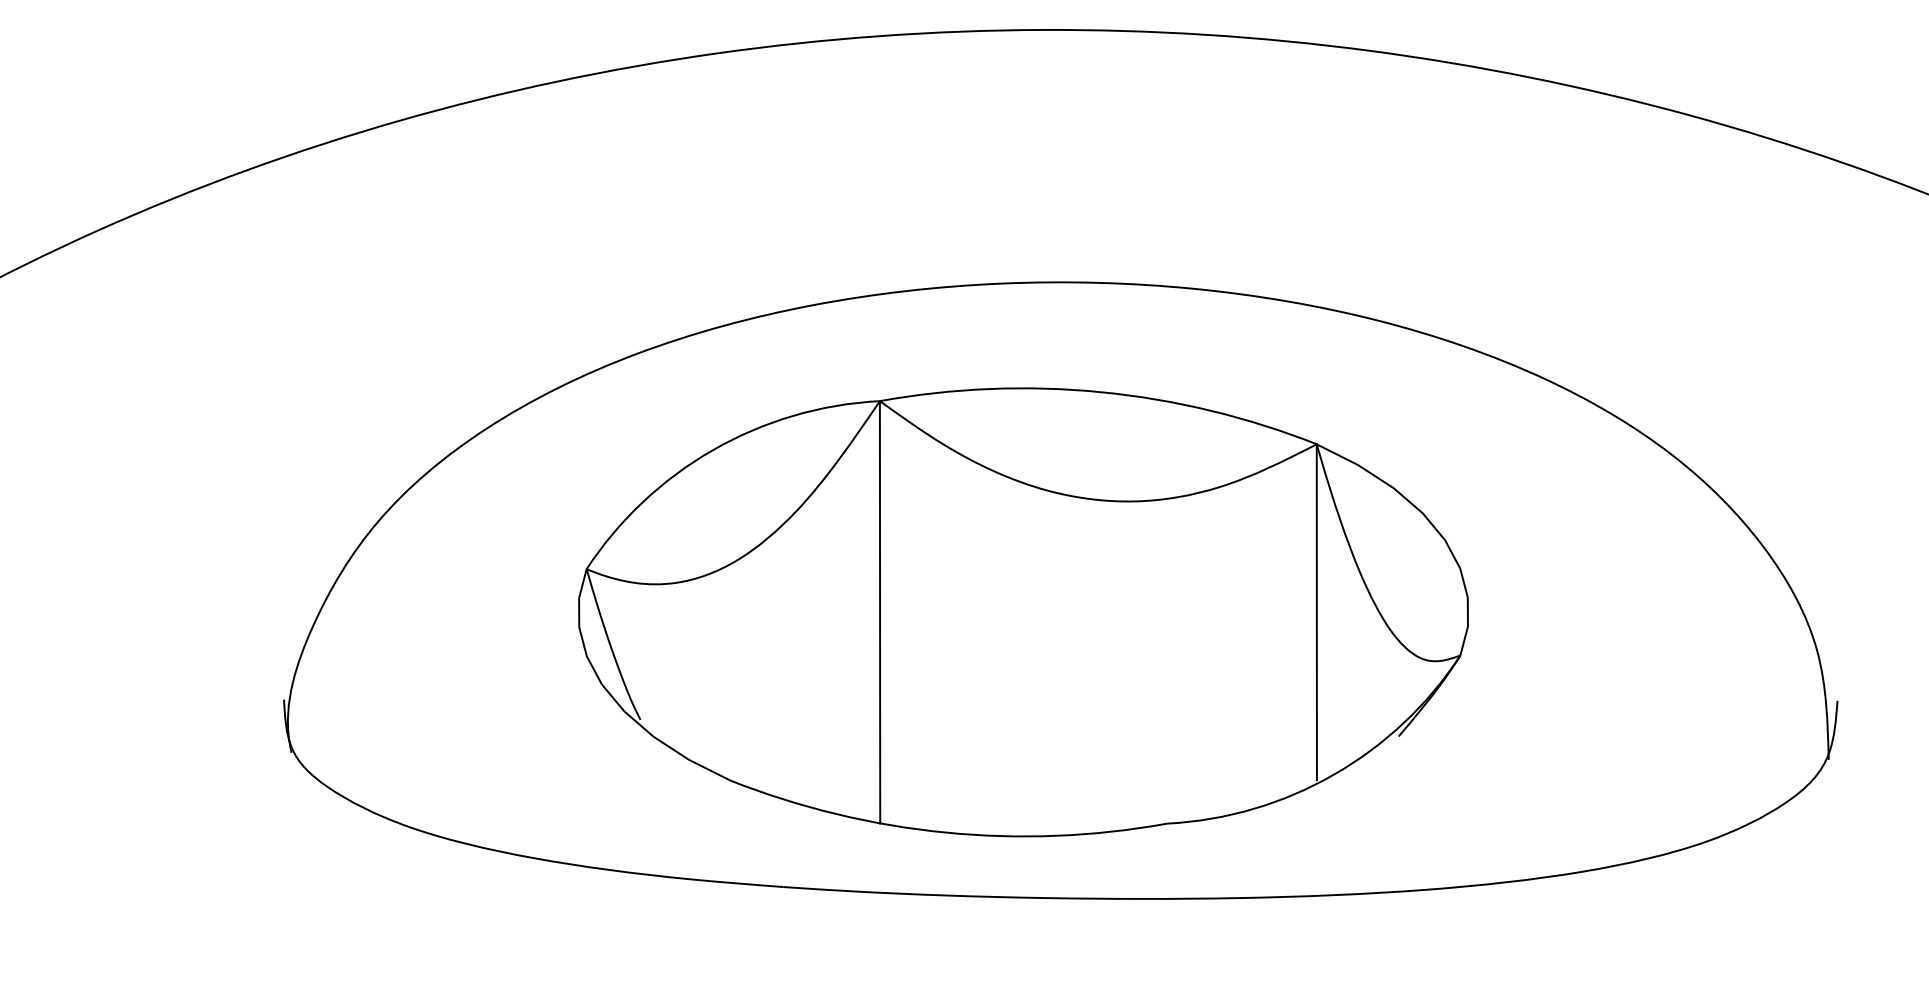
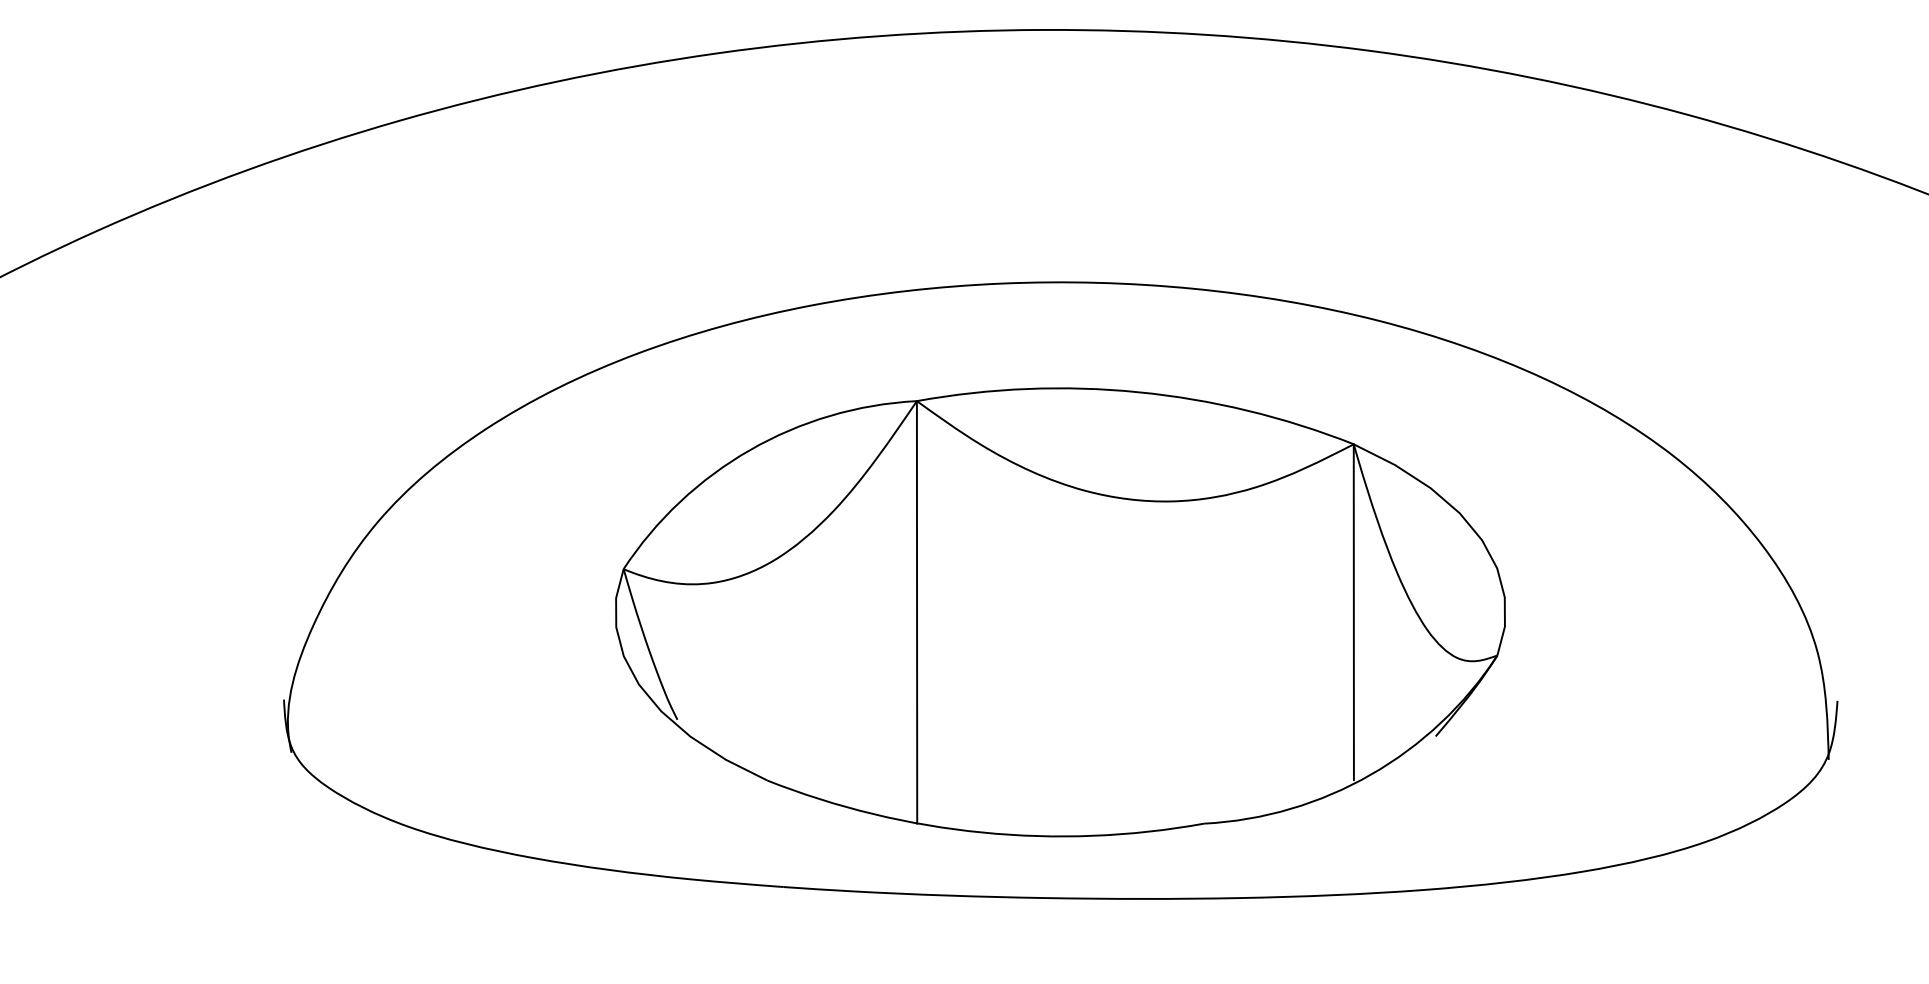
part position: (1023, 612) -> (1060, 612) (1060, 612)
